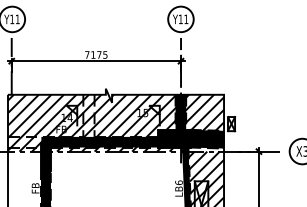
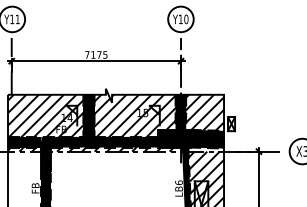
text: Y11 -> Y10 (186, 19)
fill: none -> present (88, 115)
fill: none -> present (24, 141)
